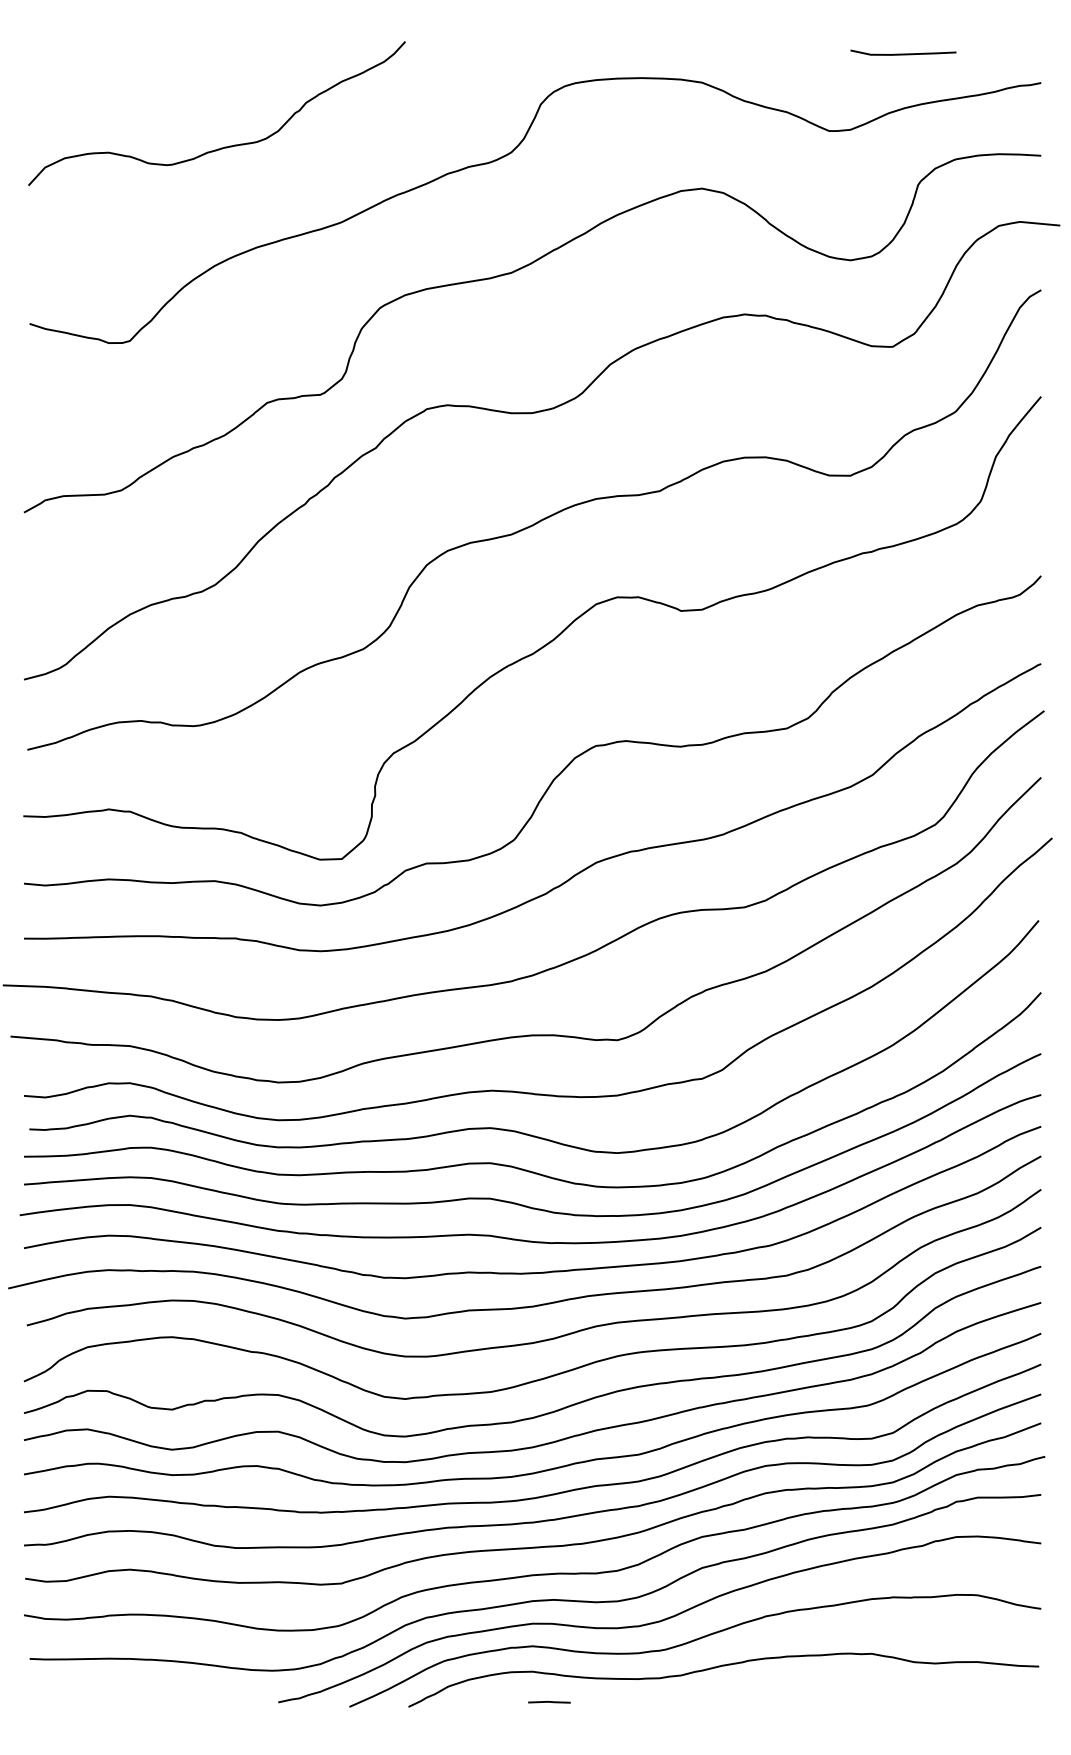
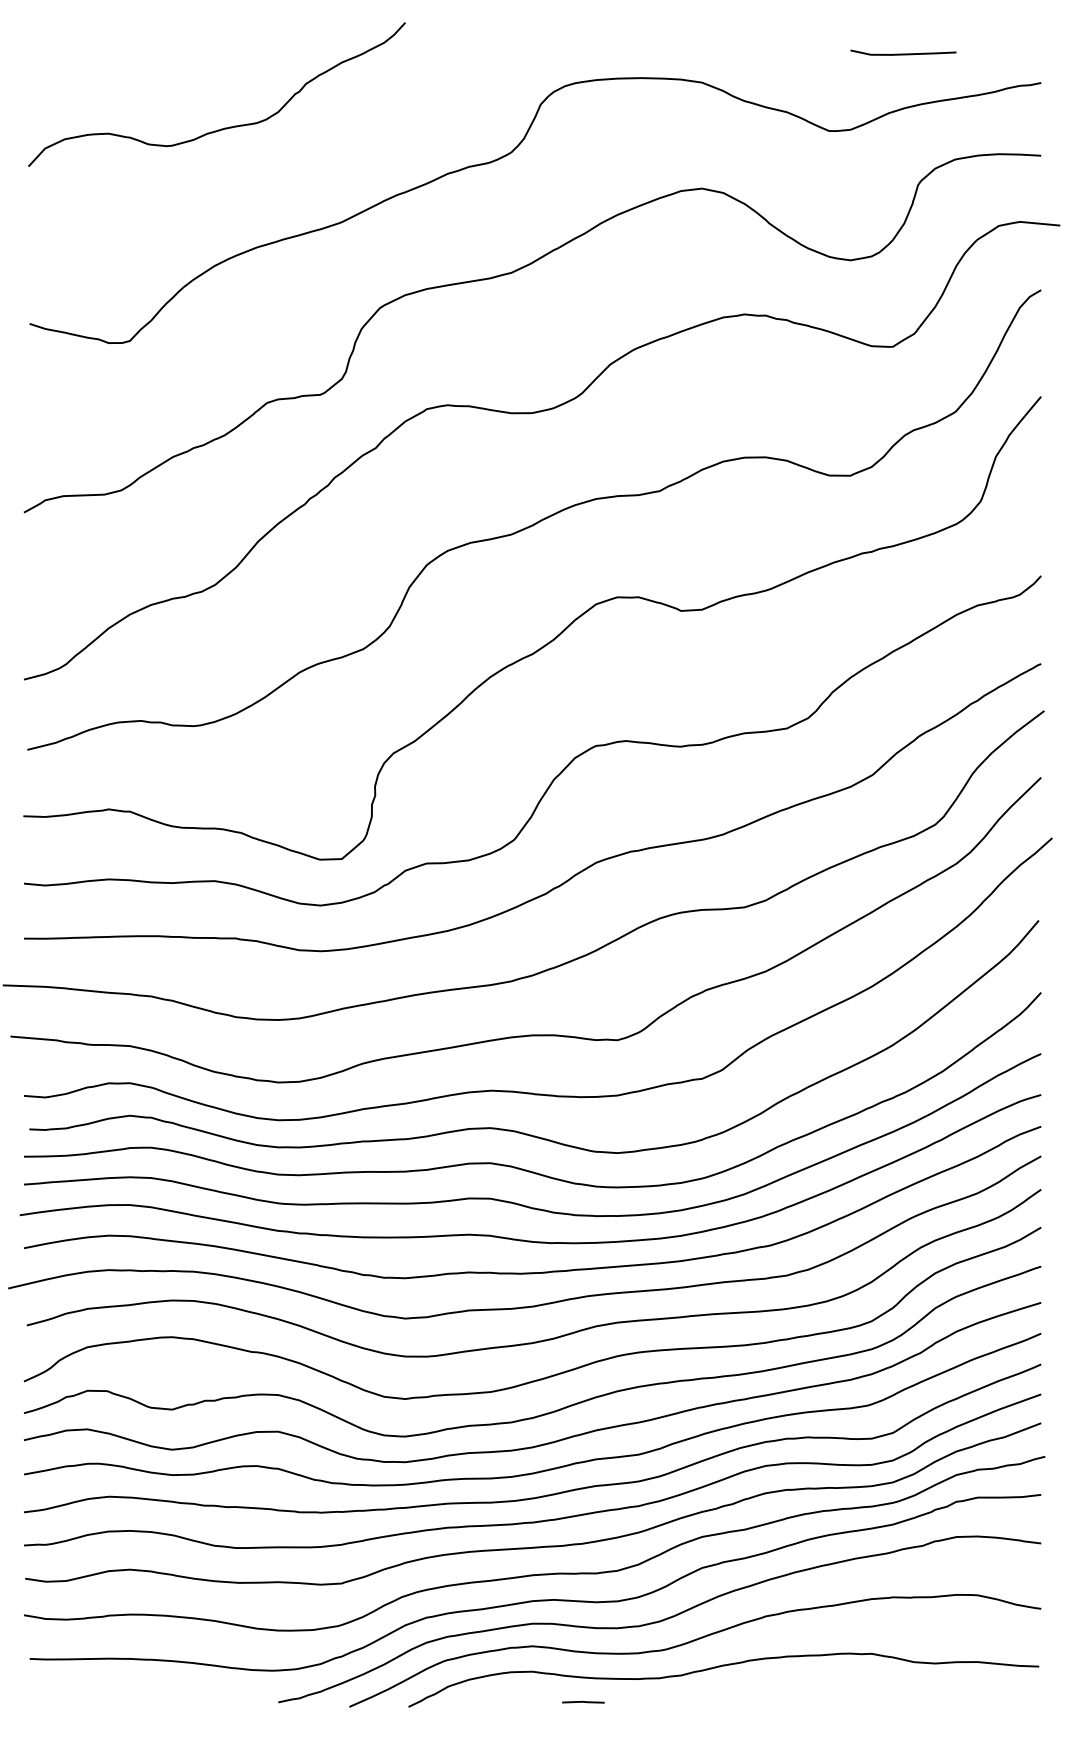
curve position: (224, 146) -> (224, 127) (224, 127)
line position: (549, 1701) -> (583, 1701) (583, 1701)
